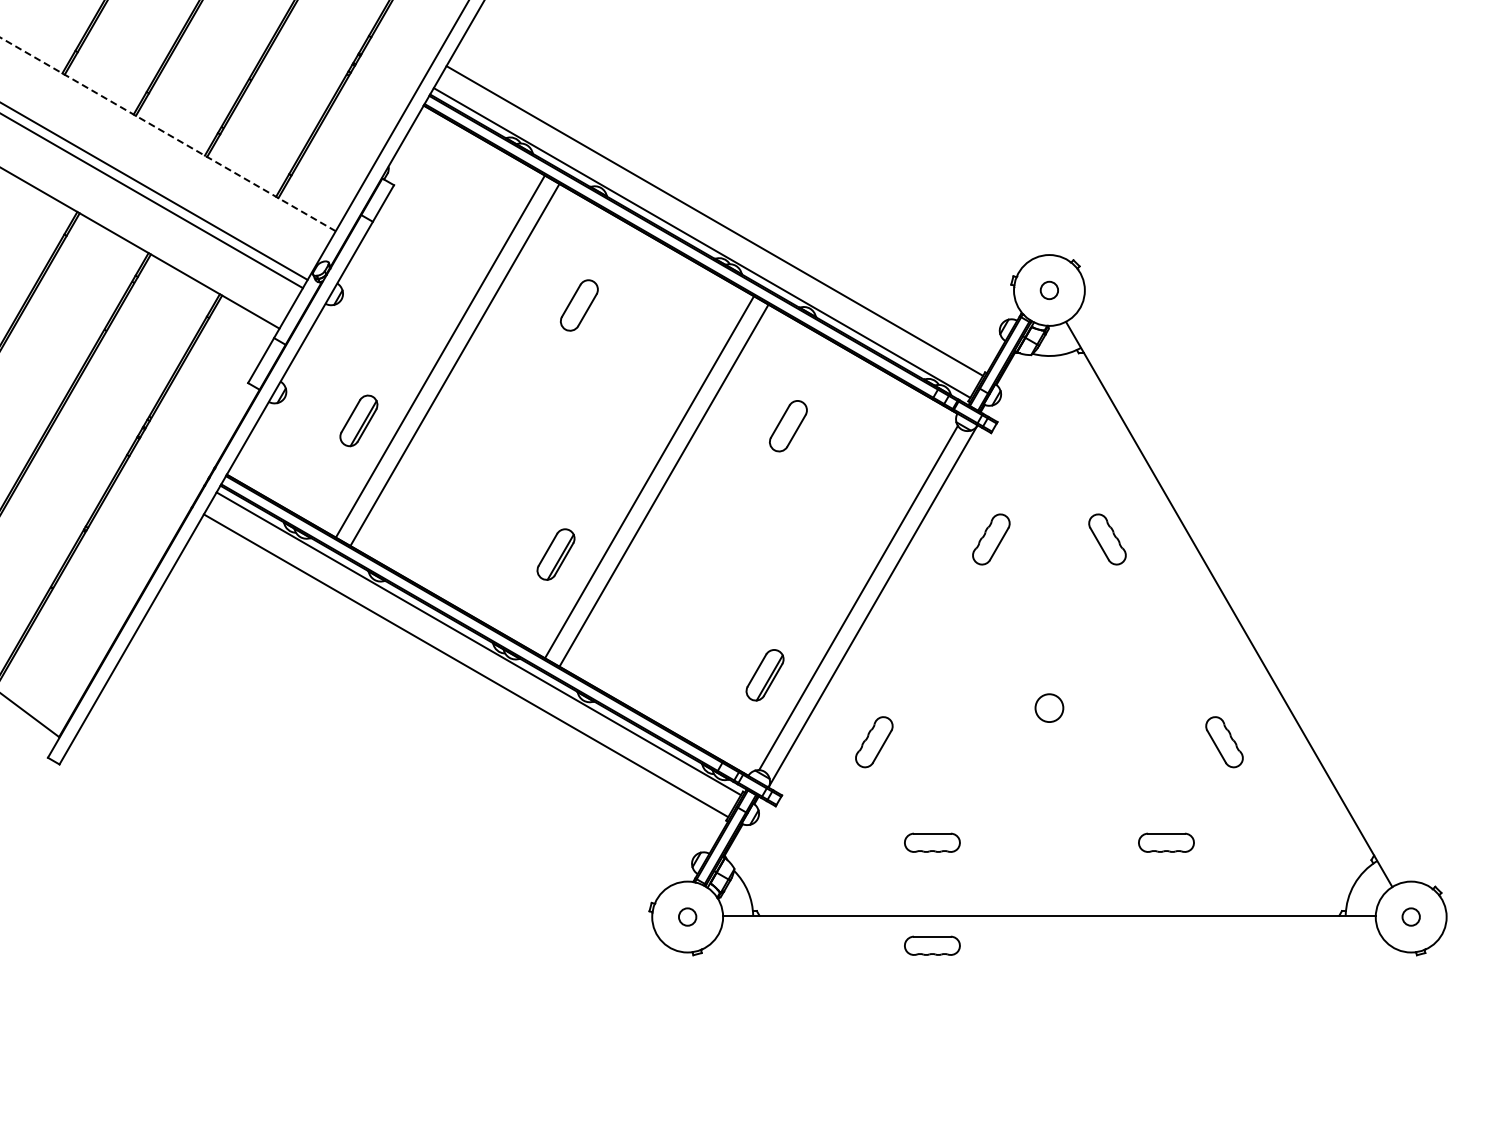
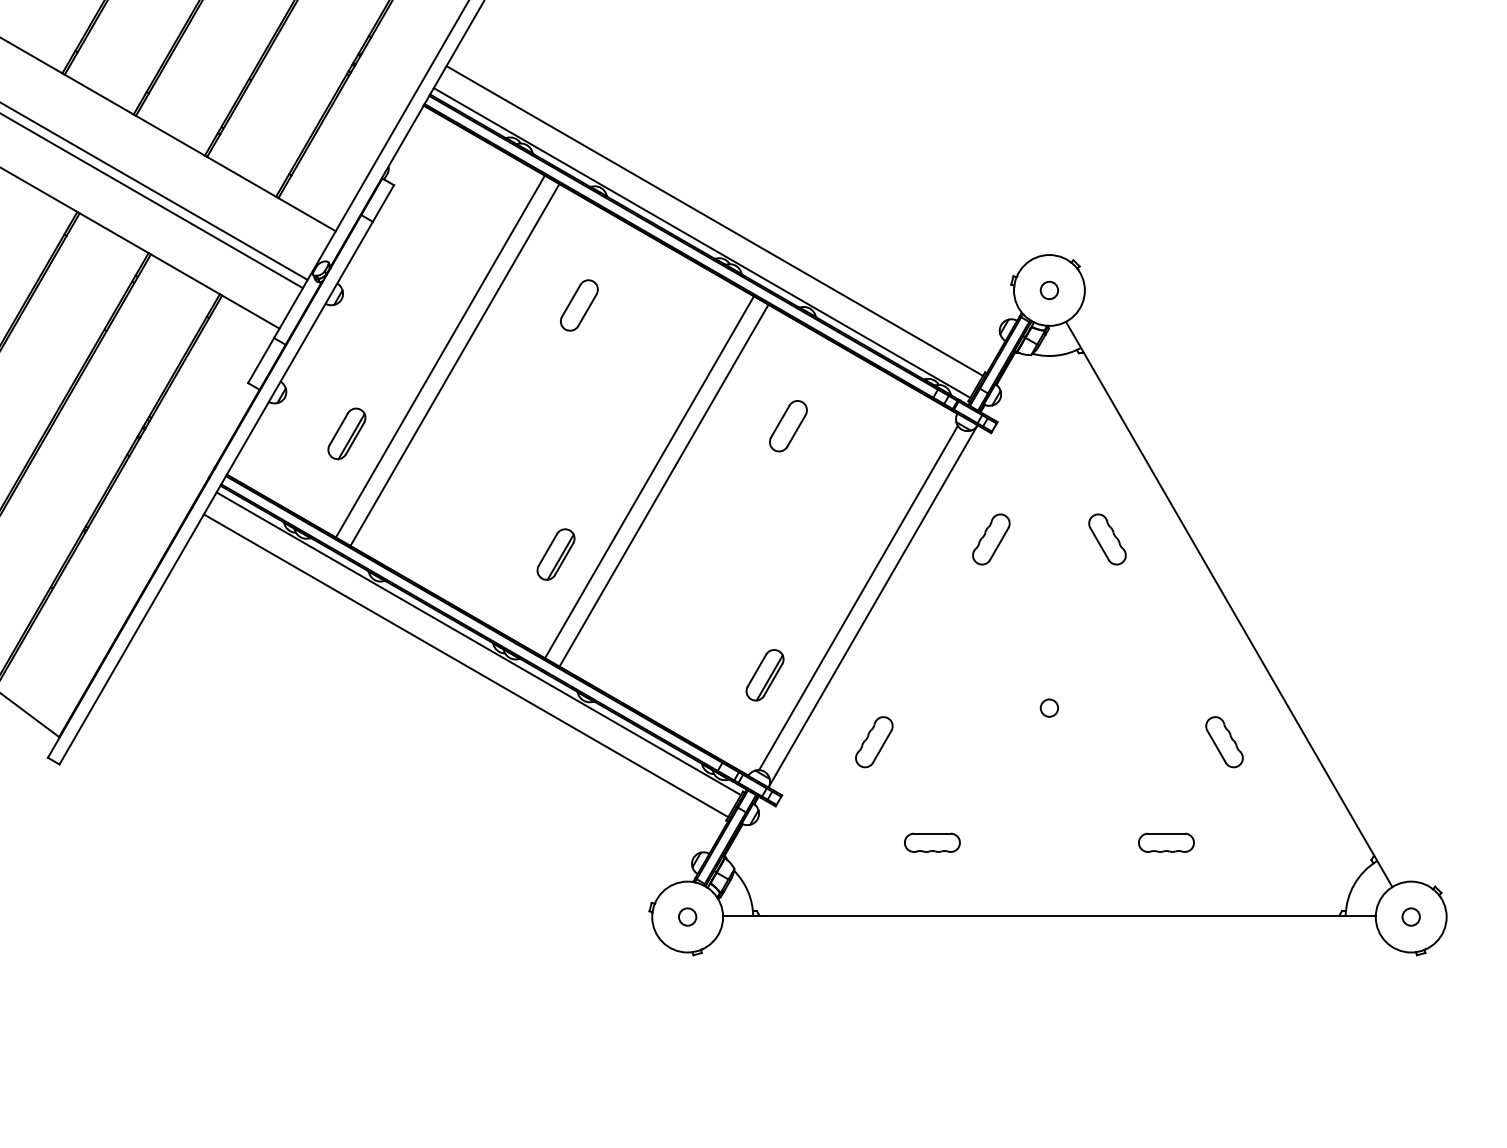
line: dashed -> solid (167, 134)
part position: (358, 420) -> (346, 433) (346, 433)
circle diameter: 28 px -> 17 px (1049, 707)
part: present -> none (932, 945)
